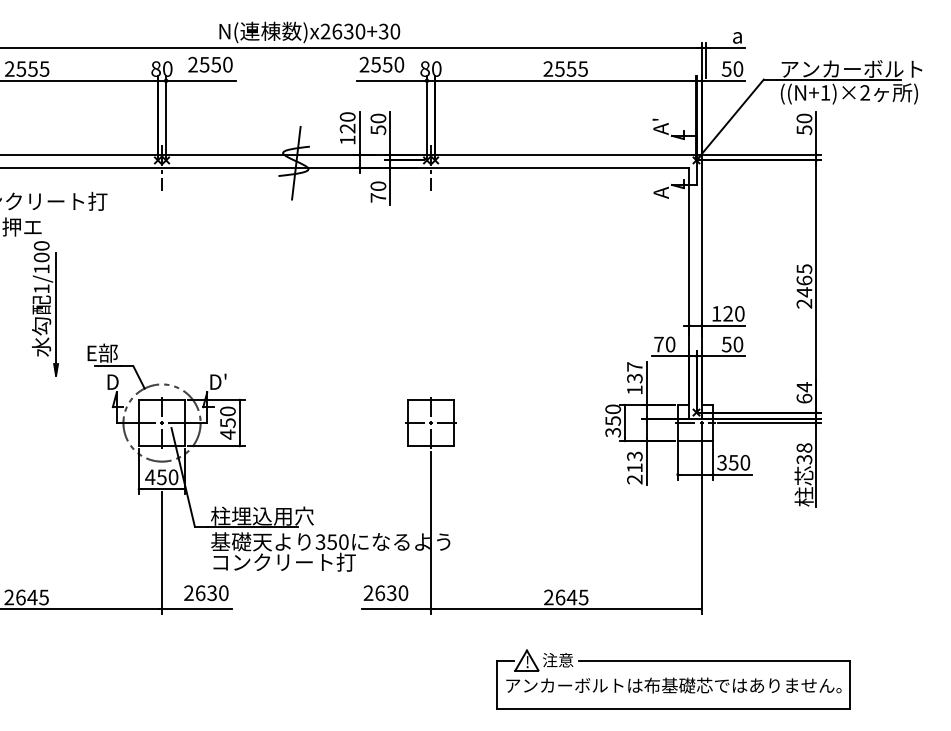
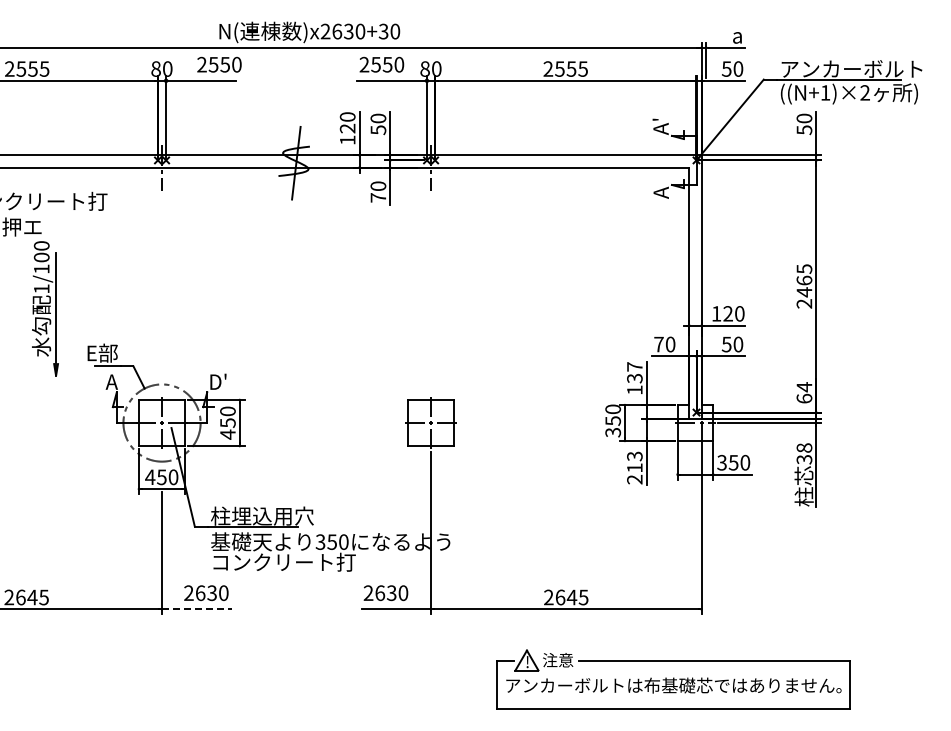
text position: (210, 64) -> (219, 64) (219, 64)
text: D -> A (111, 381)
line: solid -> dashed (196, 609)
